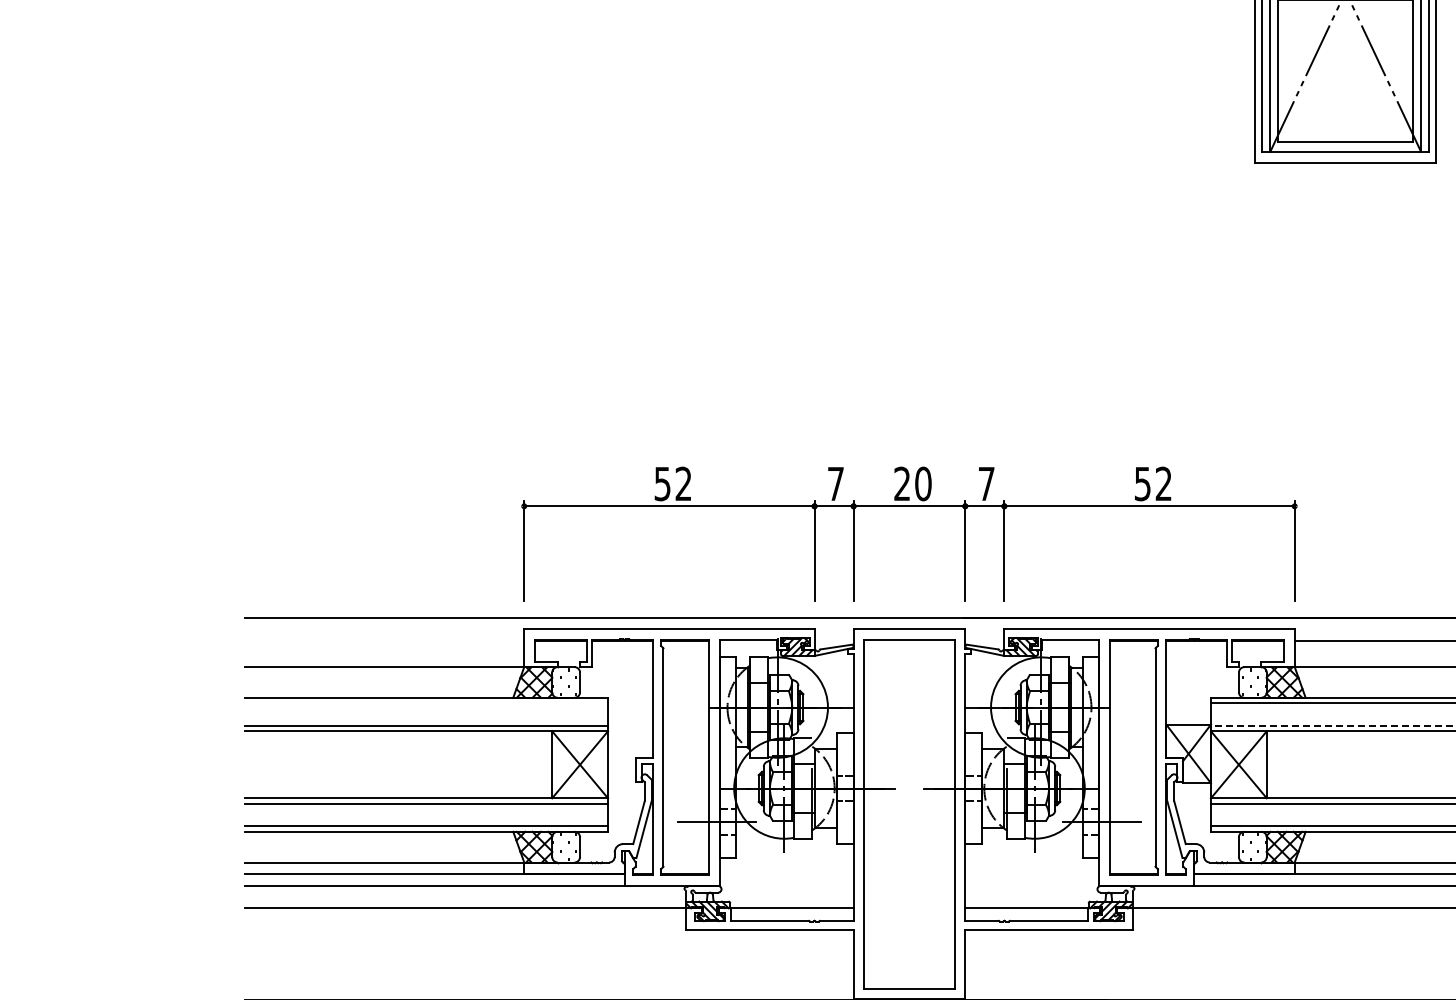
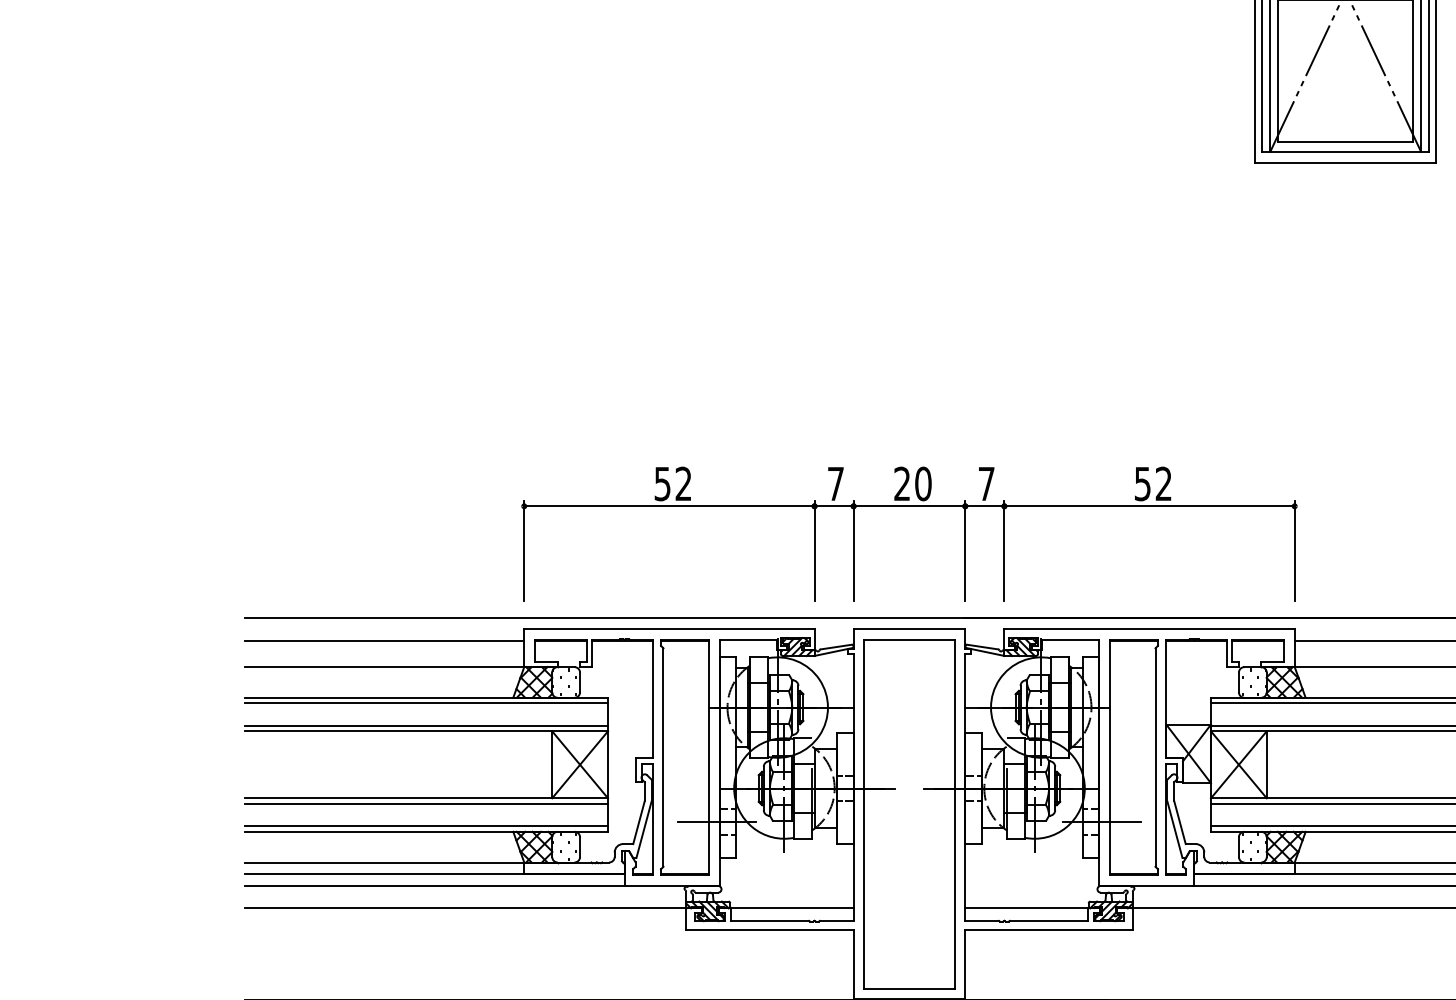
line: none -> present (384, 641)
line: none -> present (426, 703)
line: dashed -> solid (1332, 725)
